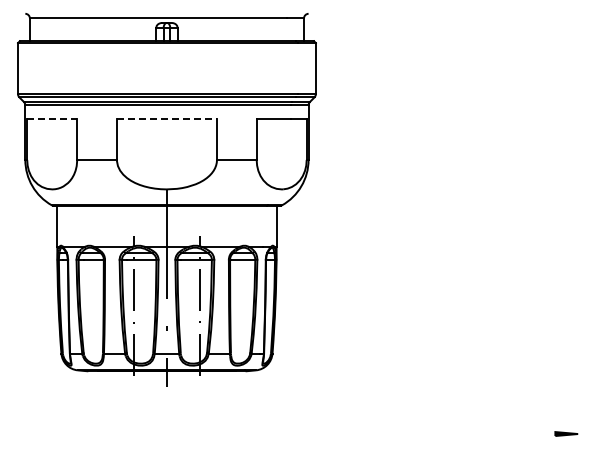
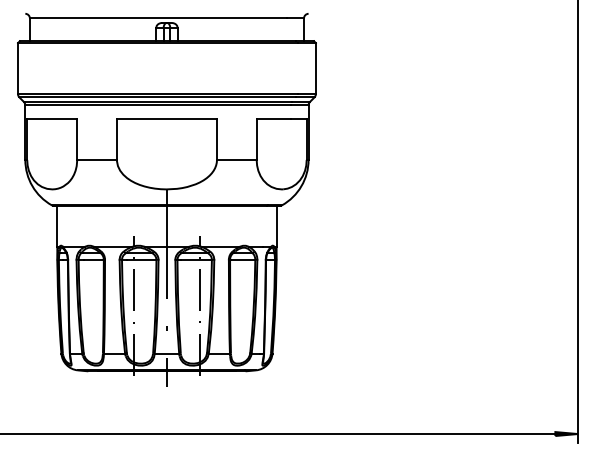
line: dashed -> solid (52, 118)
line: dashed -> solid (167, 118)
line: none -> present (578, 222)
line: none -> present (278, 434)
